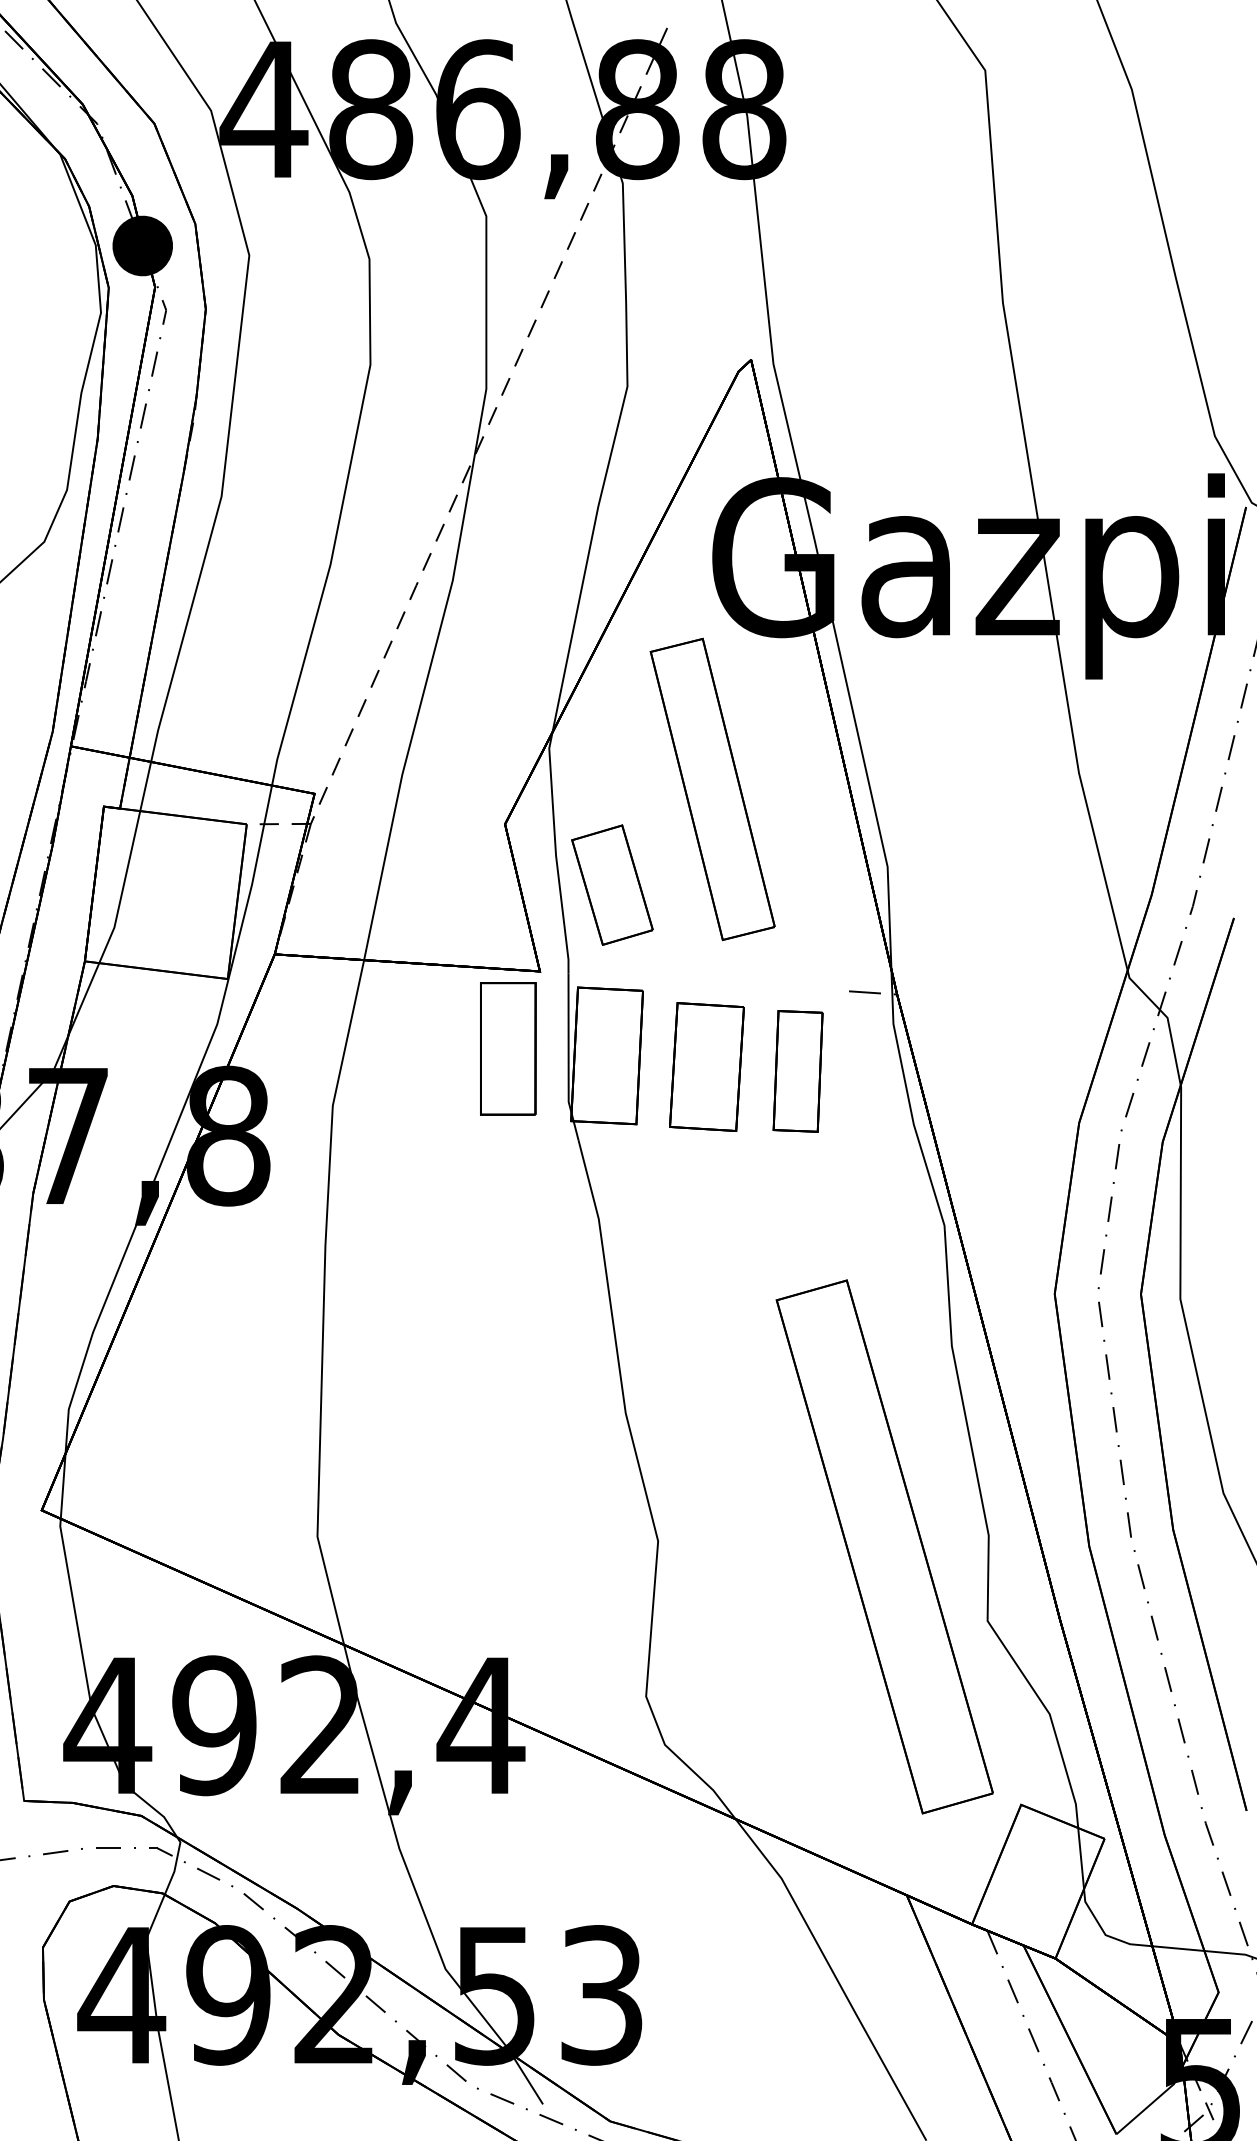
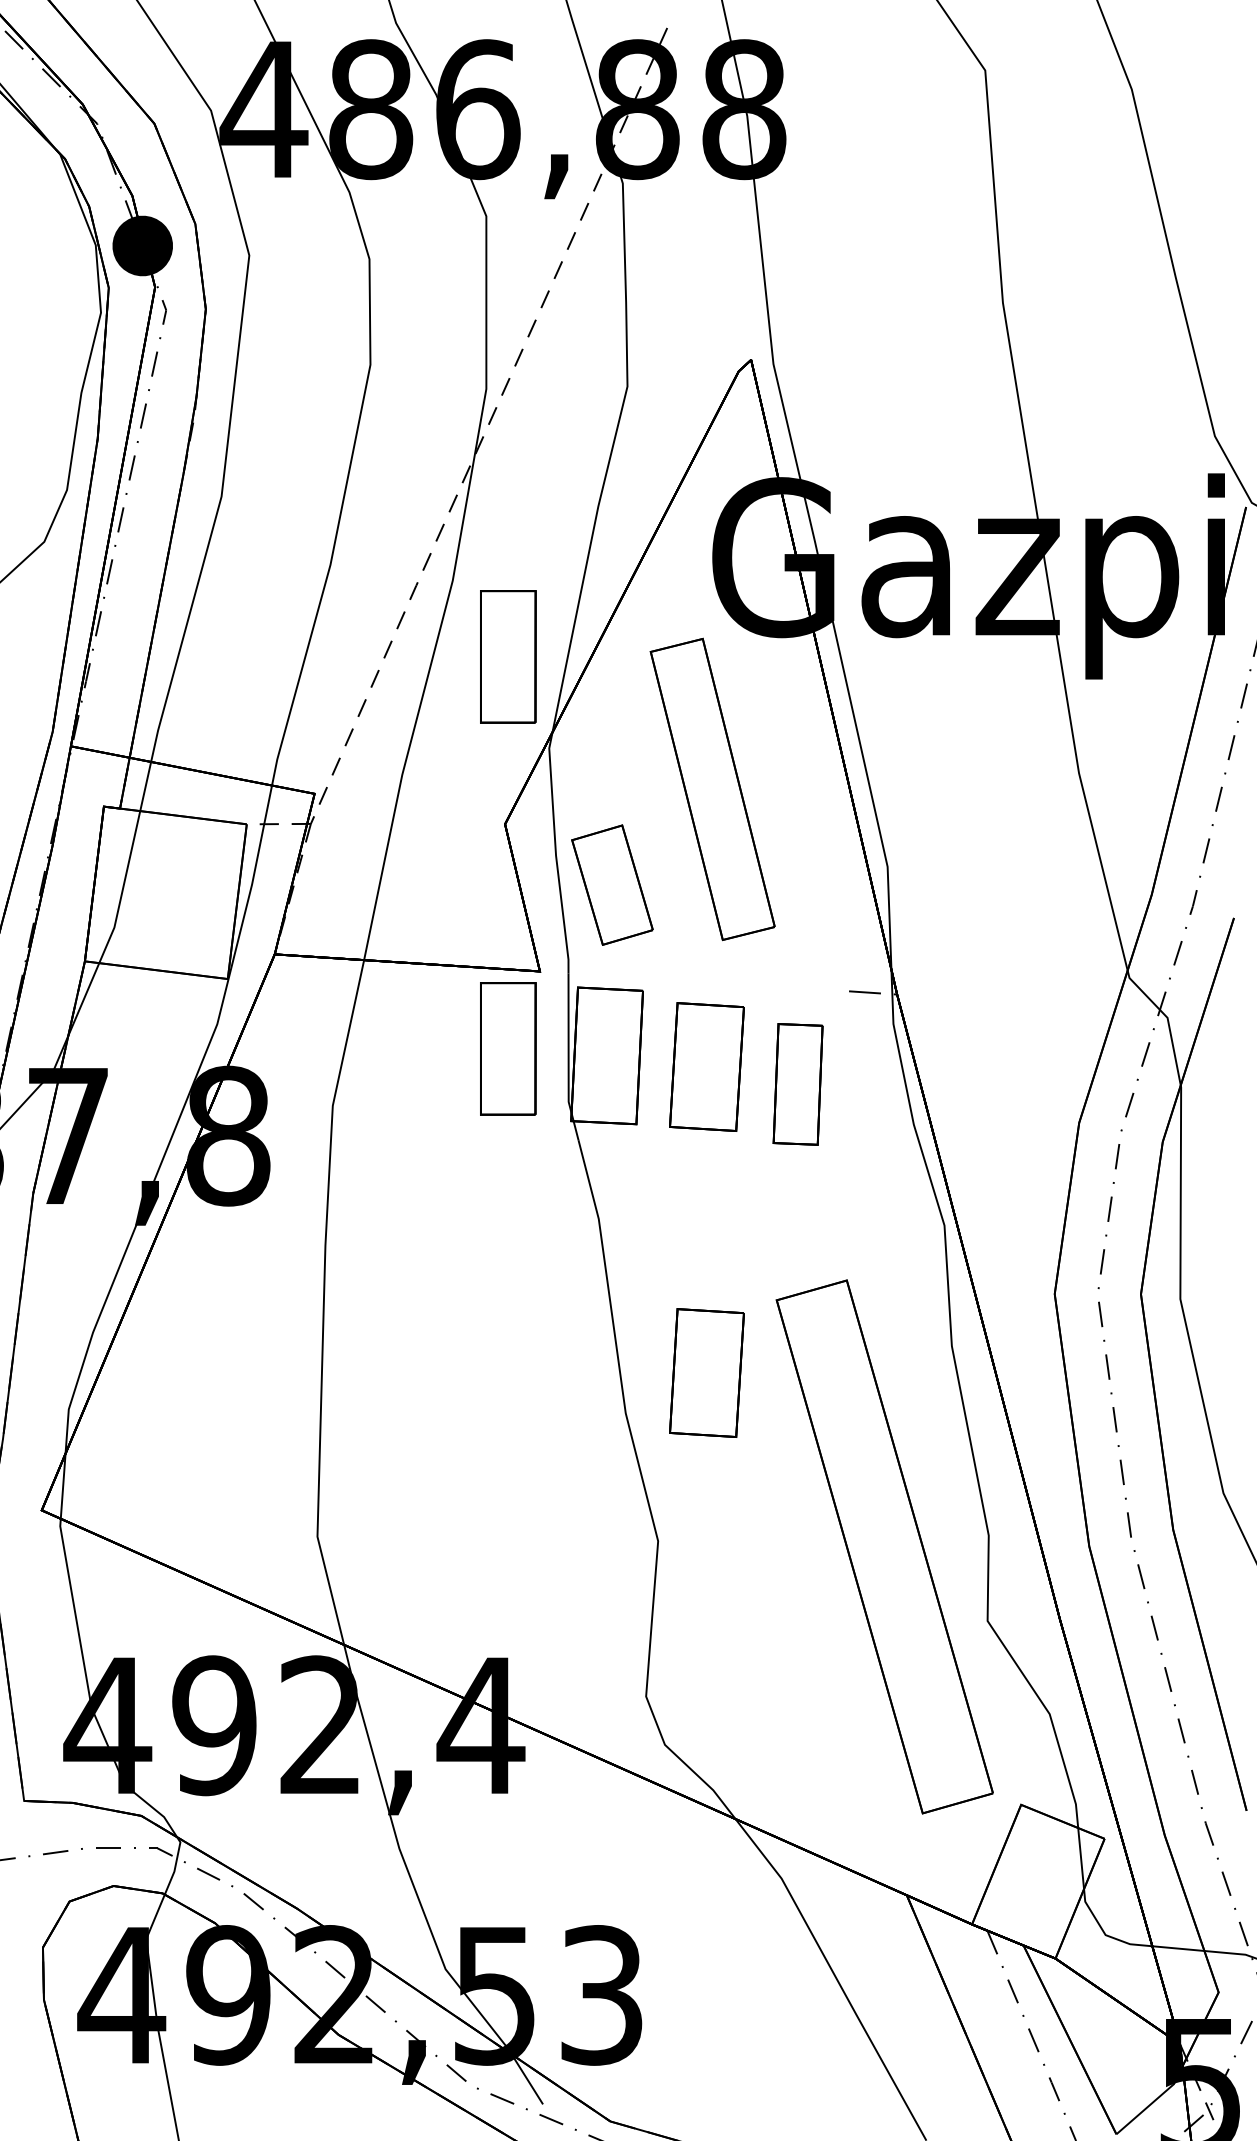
part: none -> present (508, 656)
part position: (797, 1071) -> (797, 1084) (797, 1084)
part: none -> present (706, 1372)
